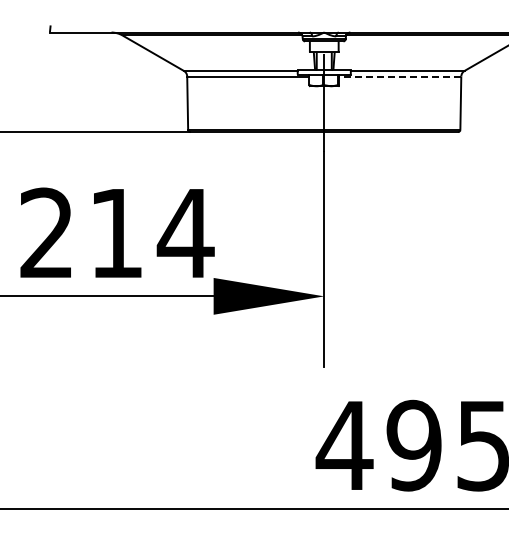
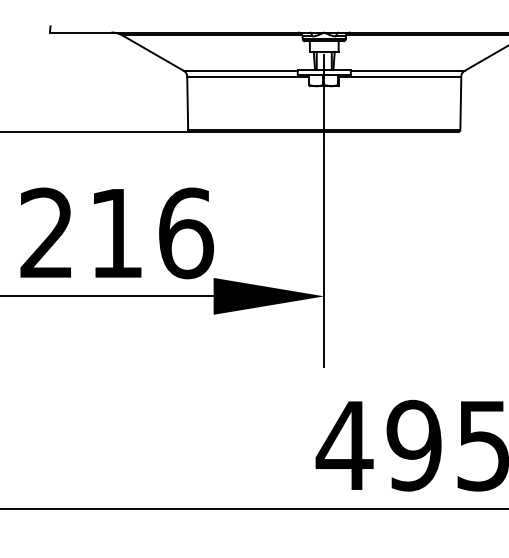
line: dashed -> solid (399, 76)
text: 214 -> 216 (185, 233)
